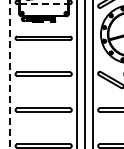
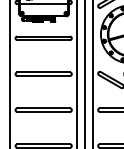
line: dashed -> solid (44, 4)
line: dashed -> solid (10, 74)
